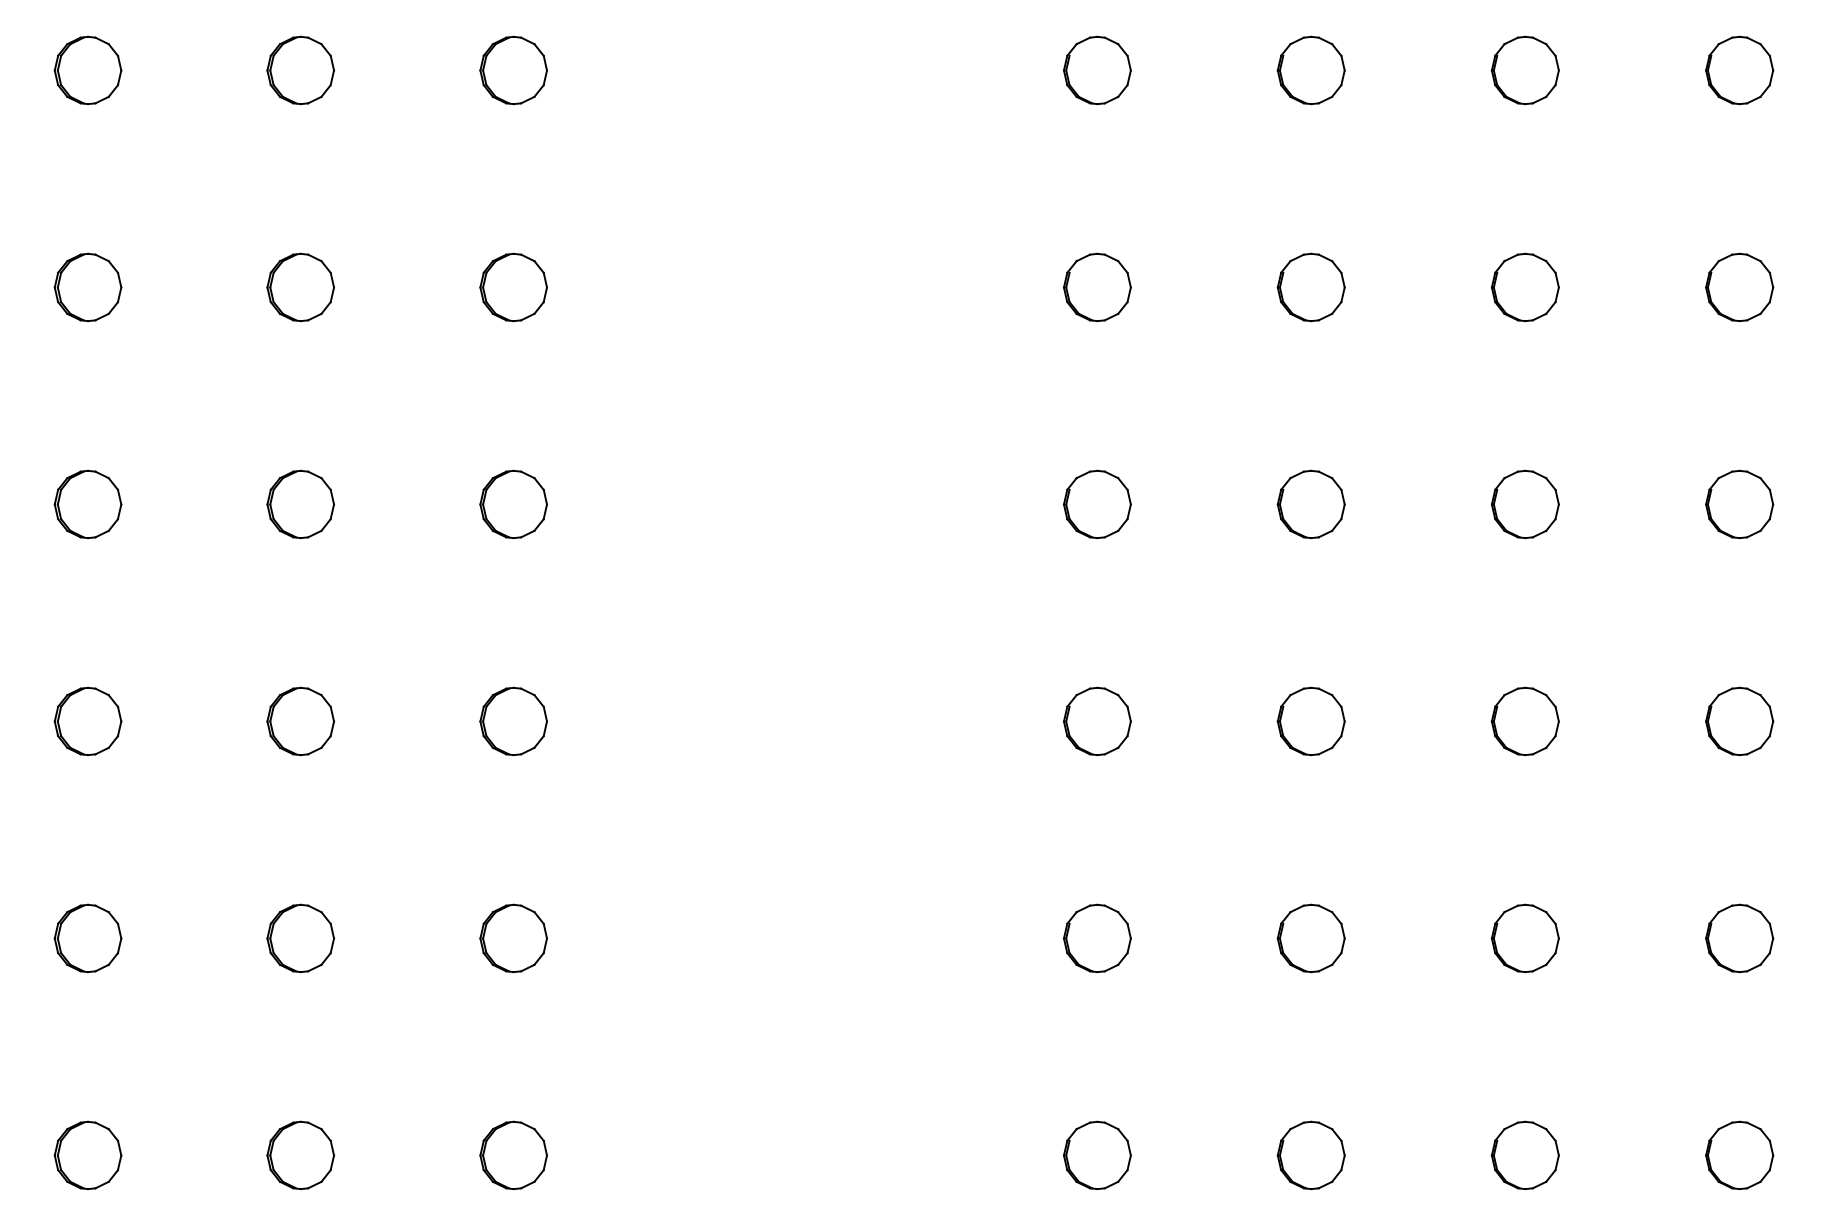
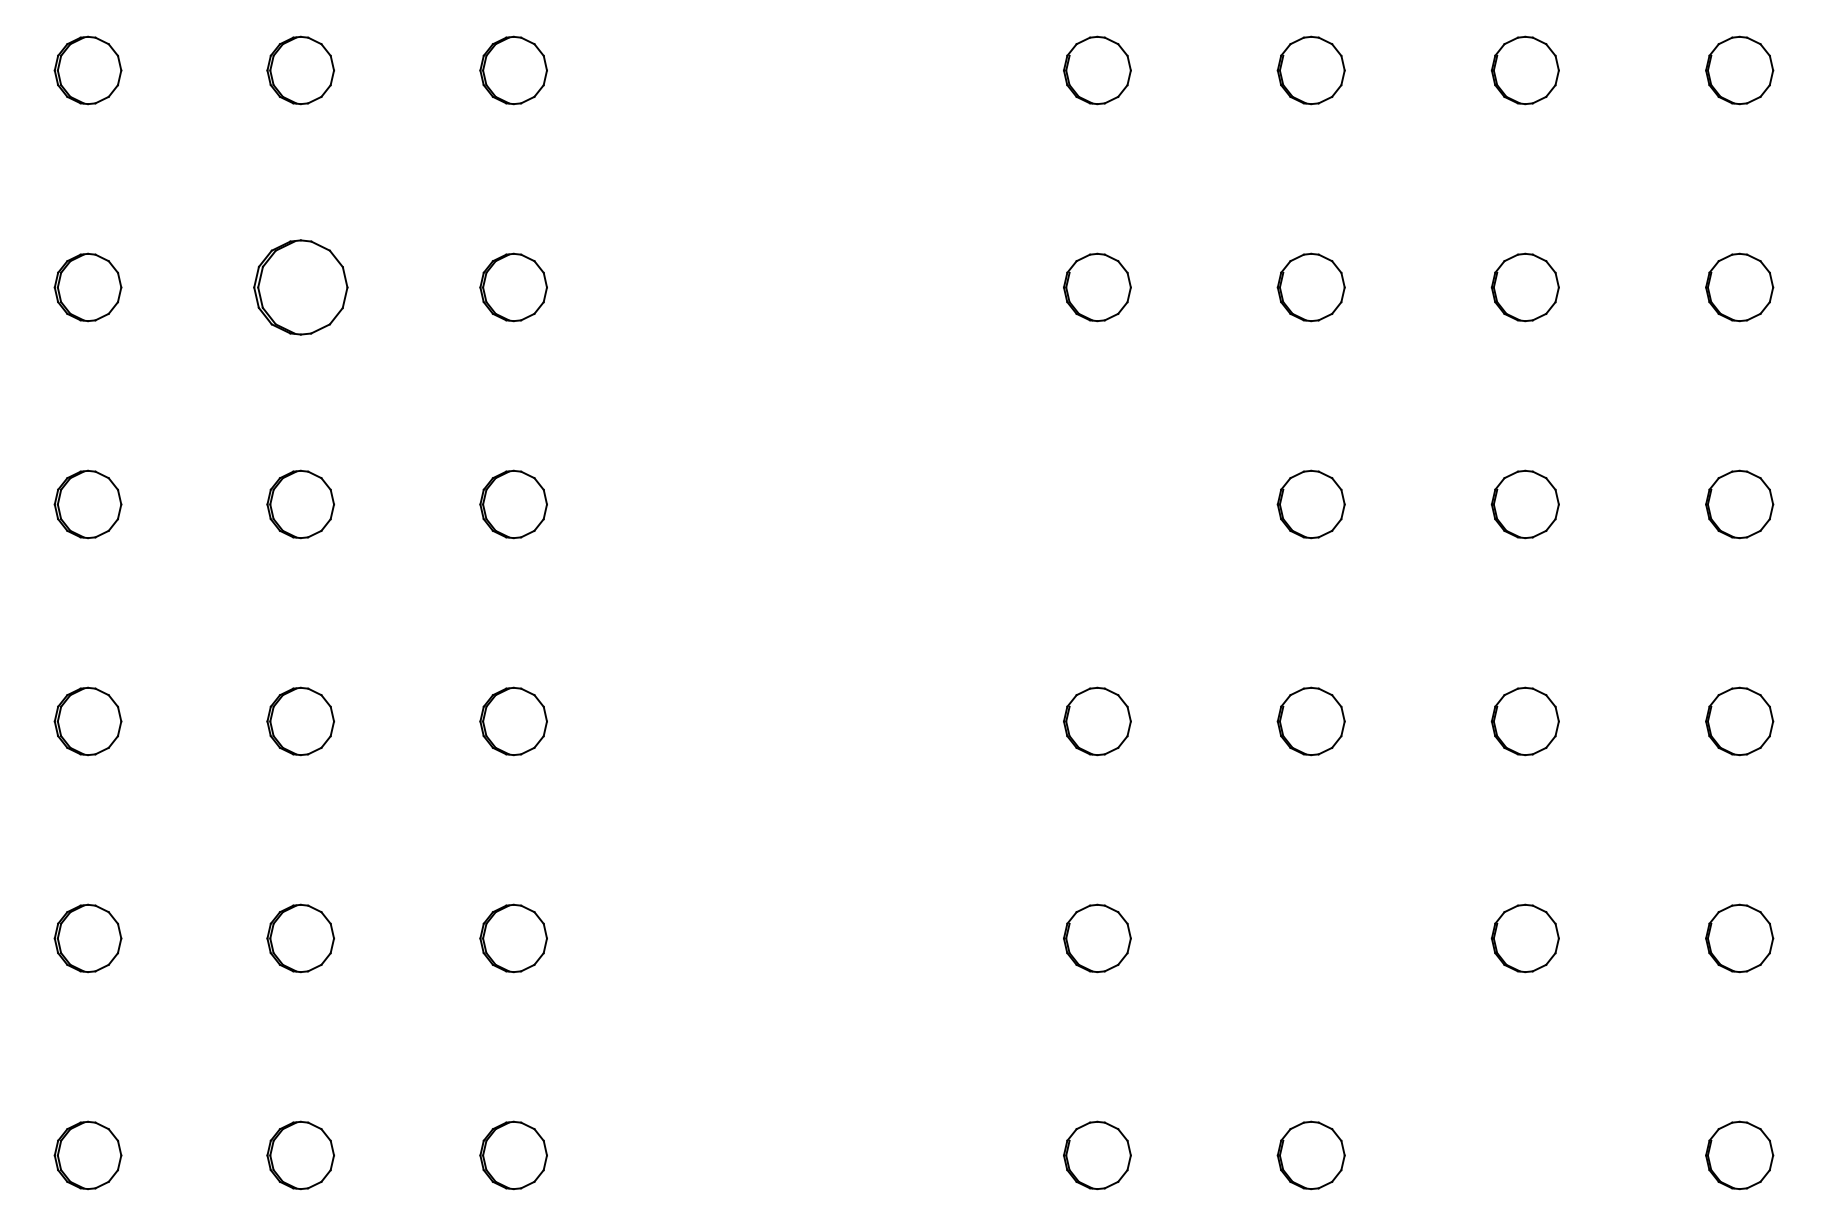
part size: 69x71 px -> 96x97 px (300, 287)
part: present -> none (1097, 504)
part: present -> none (1310, 938)
part: present -> none (1524, 1155)
